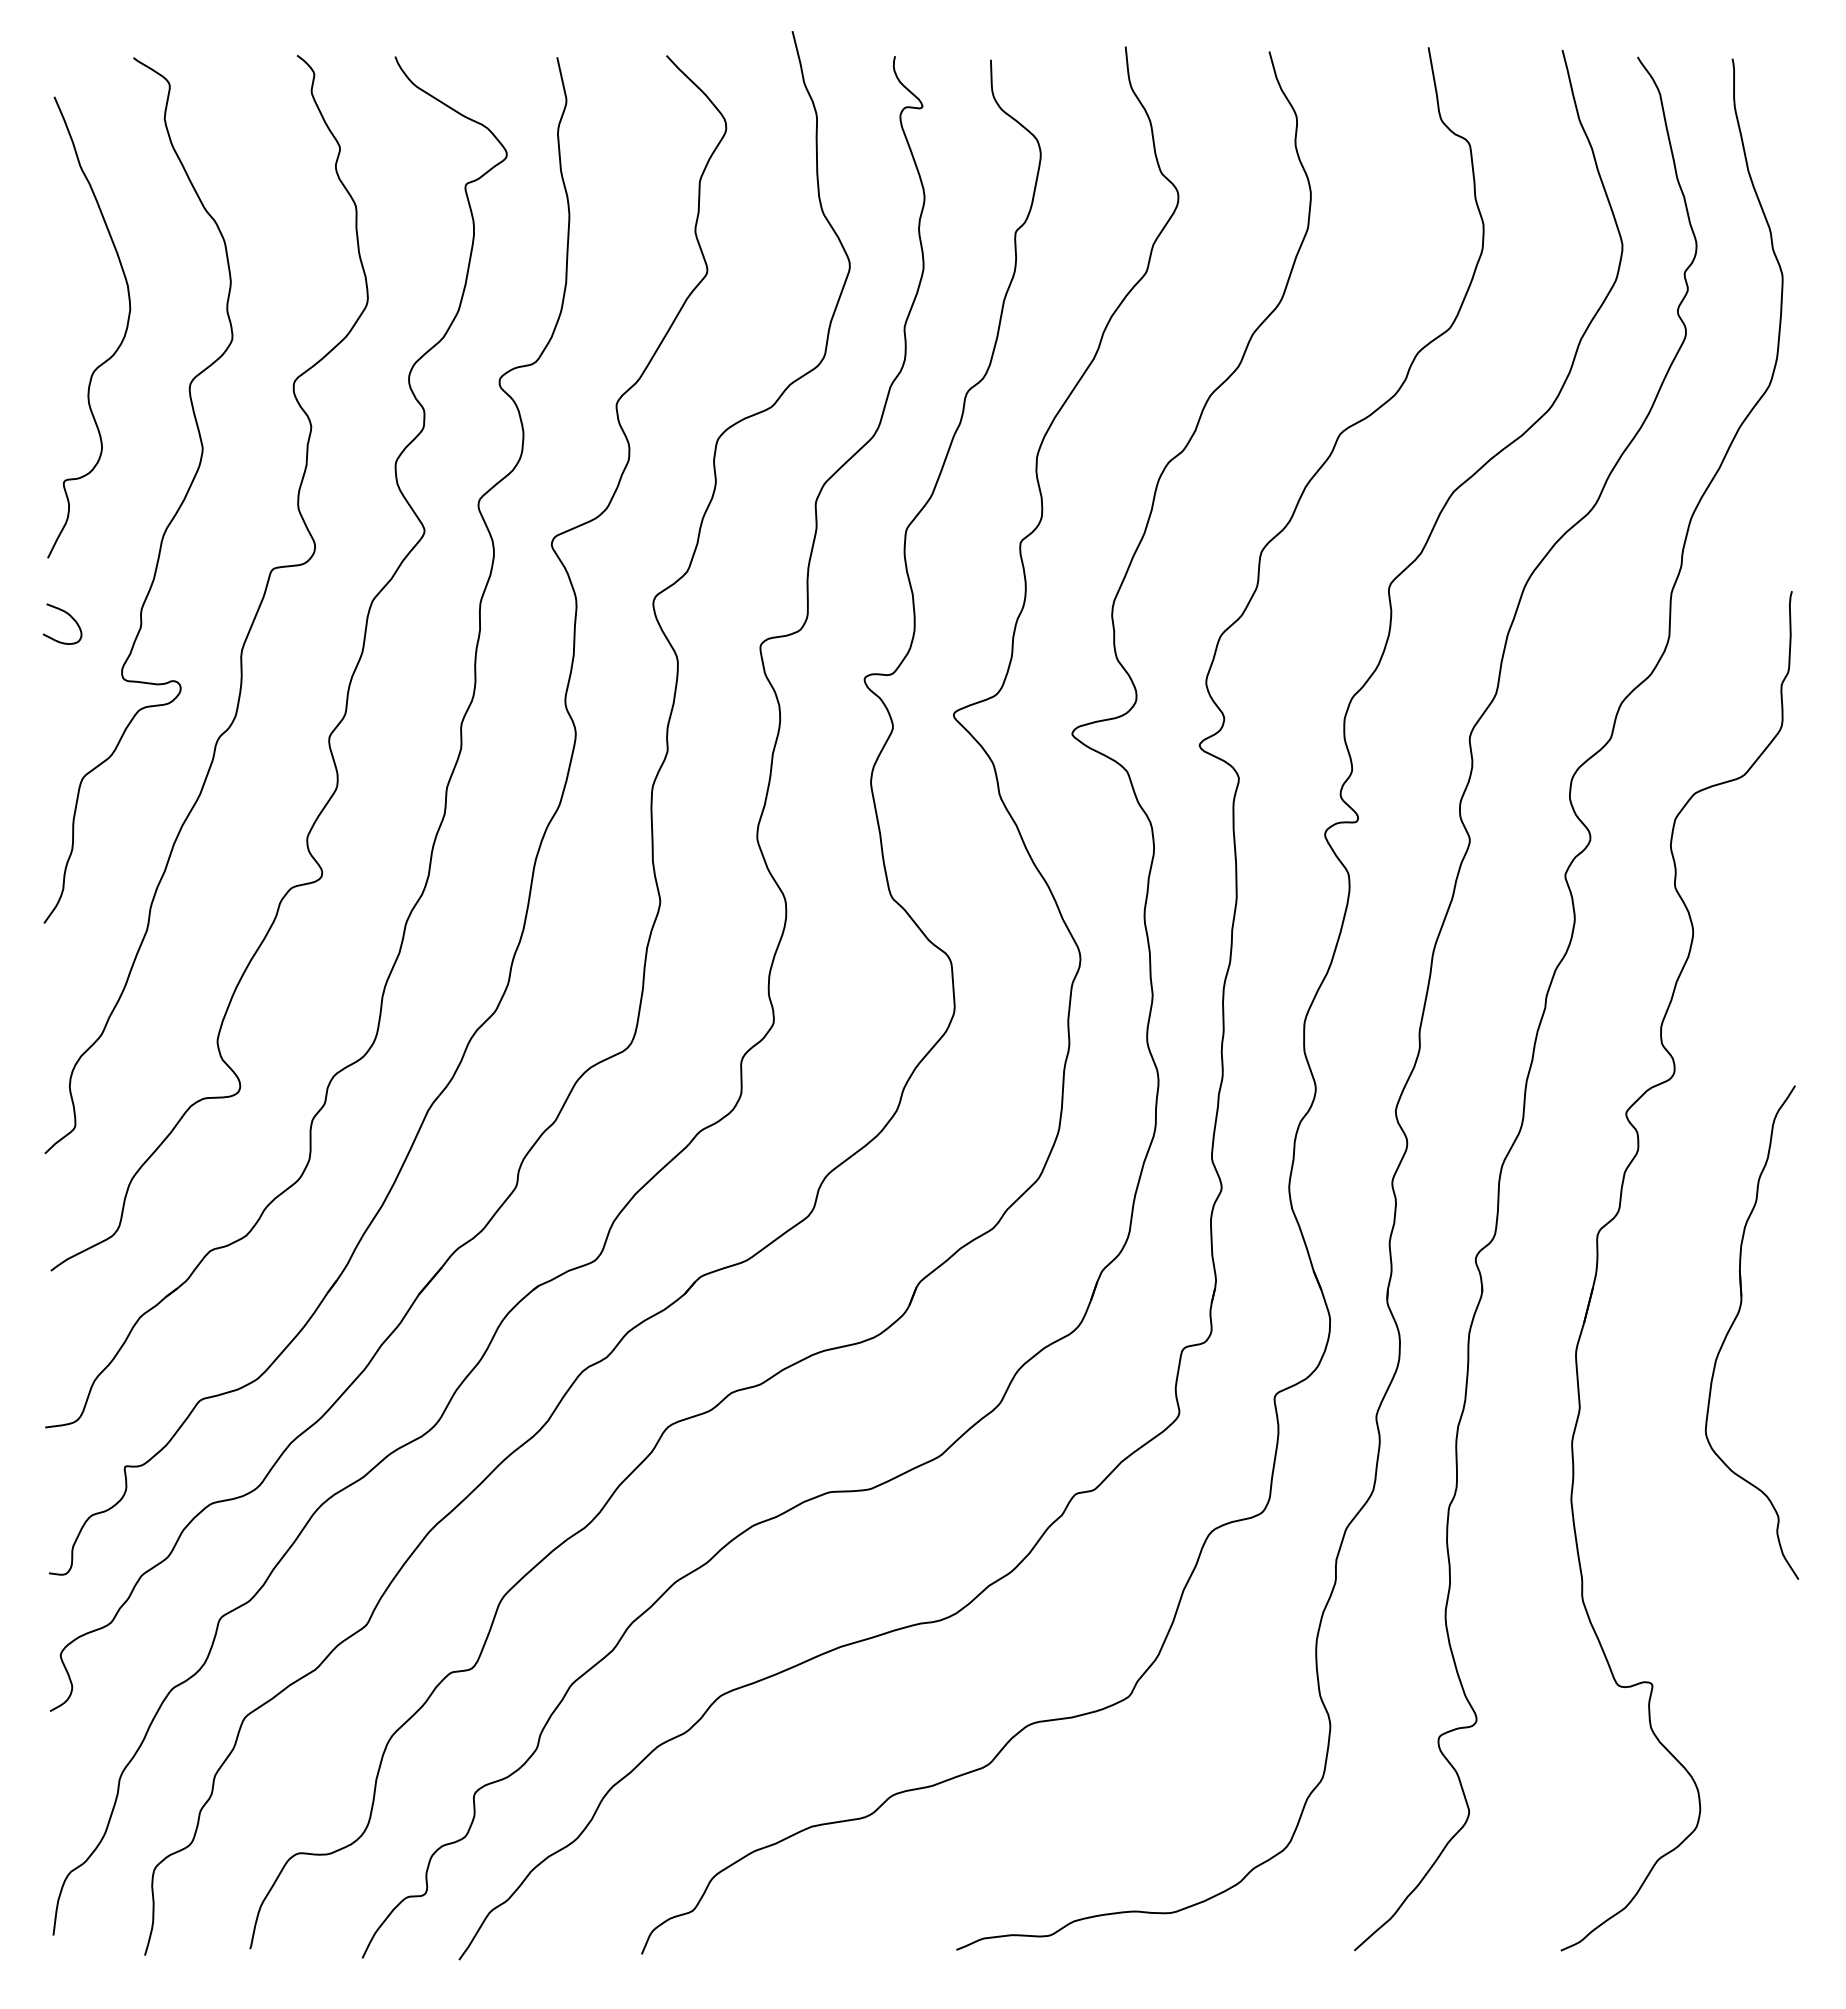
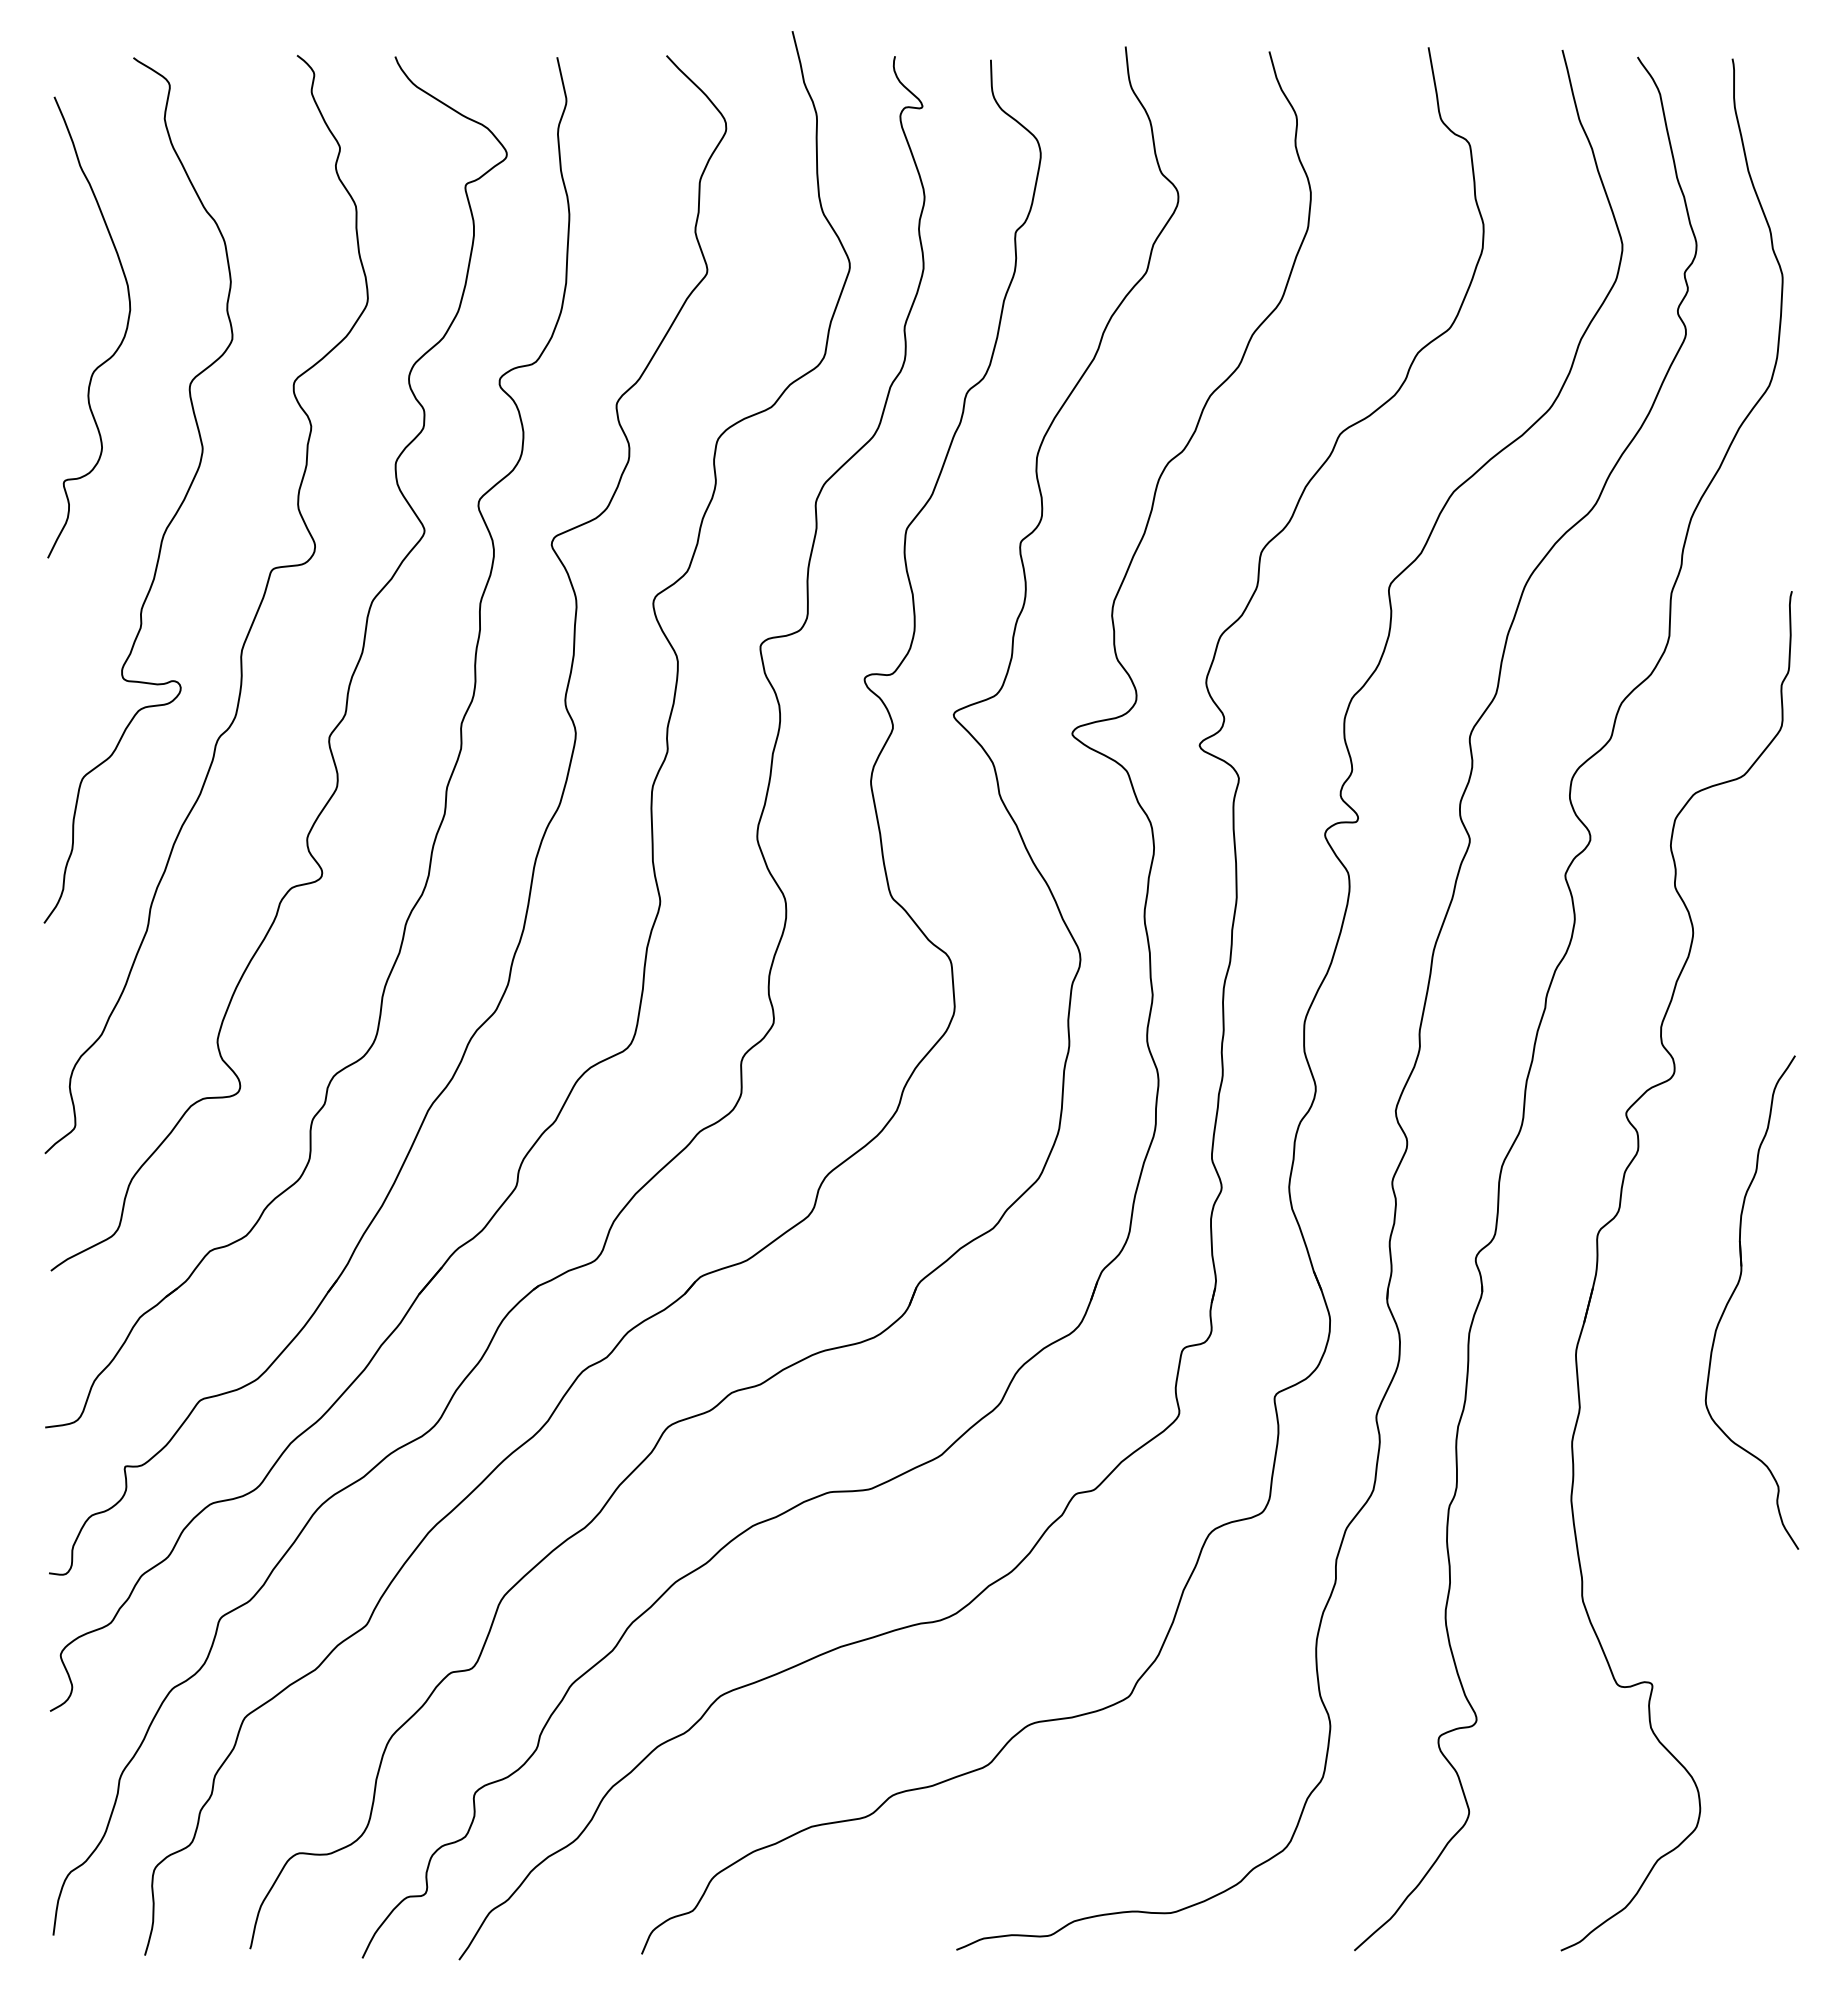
curve: present -> none (69, 616)
part position: (1733, 1324) -> (1733, 1294) (1733, 1294)
